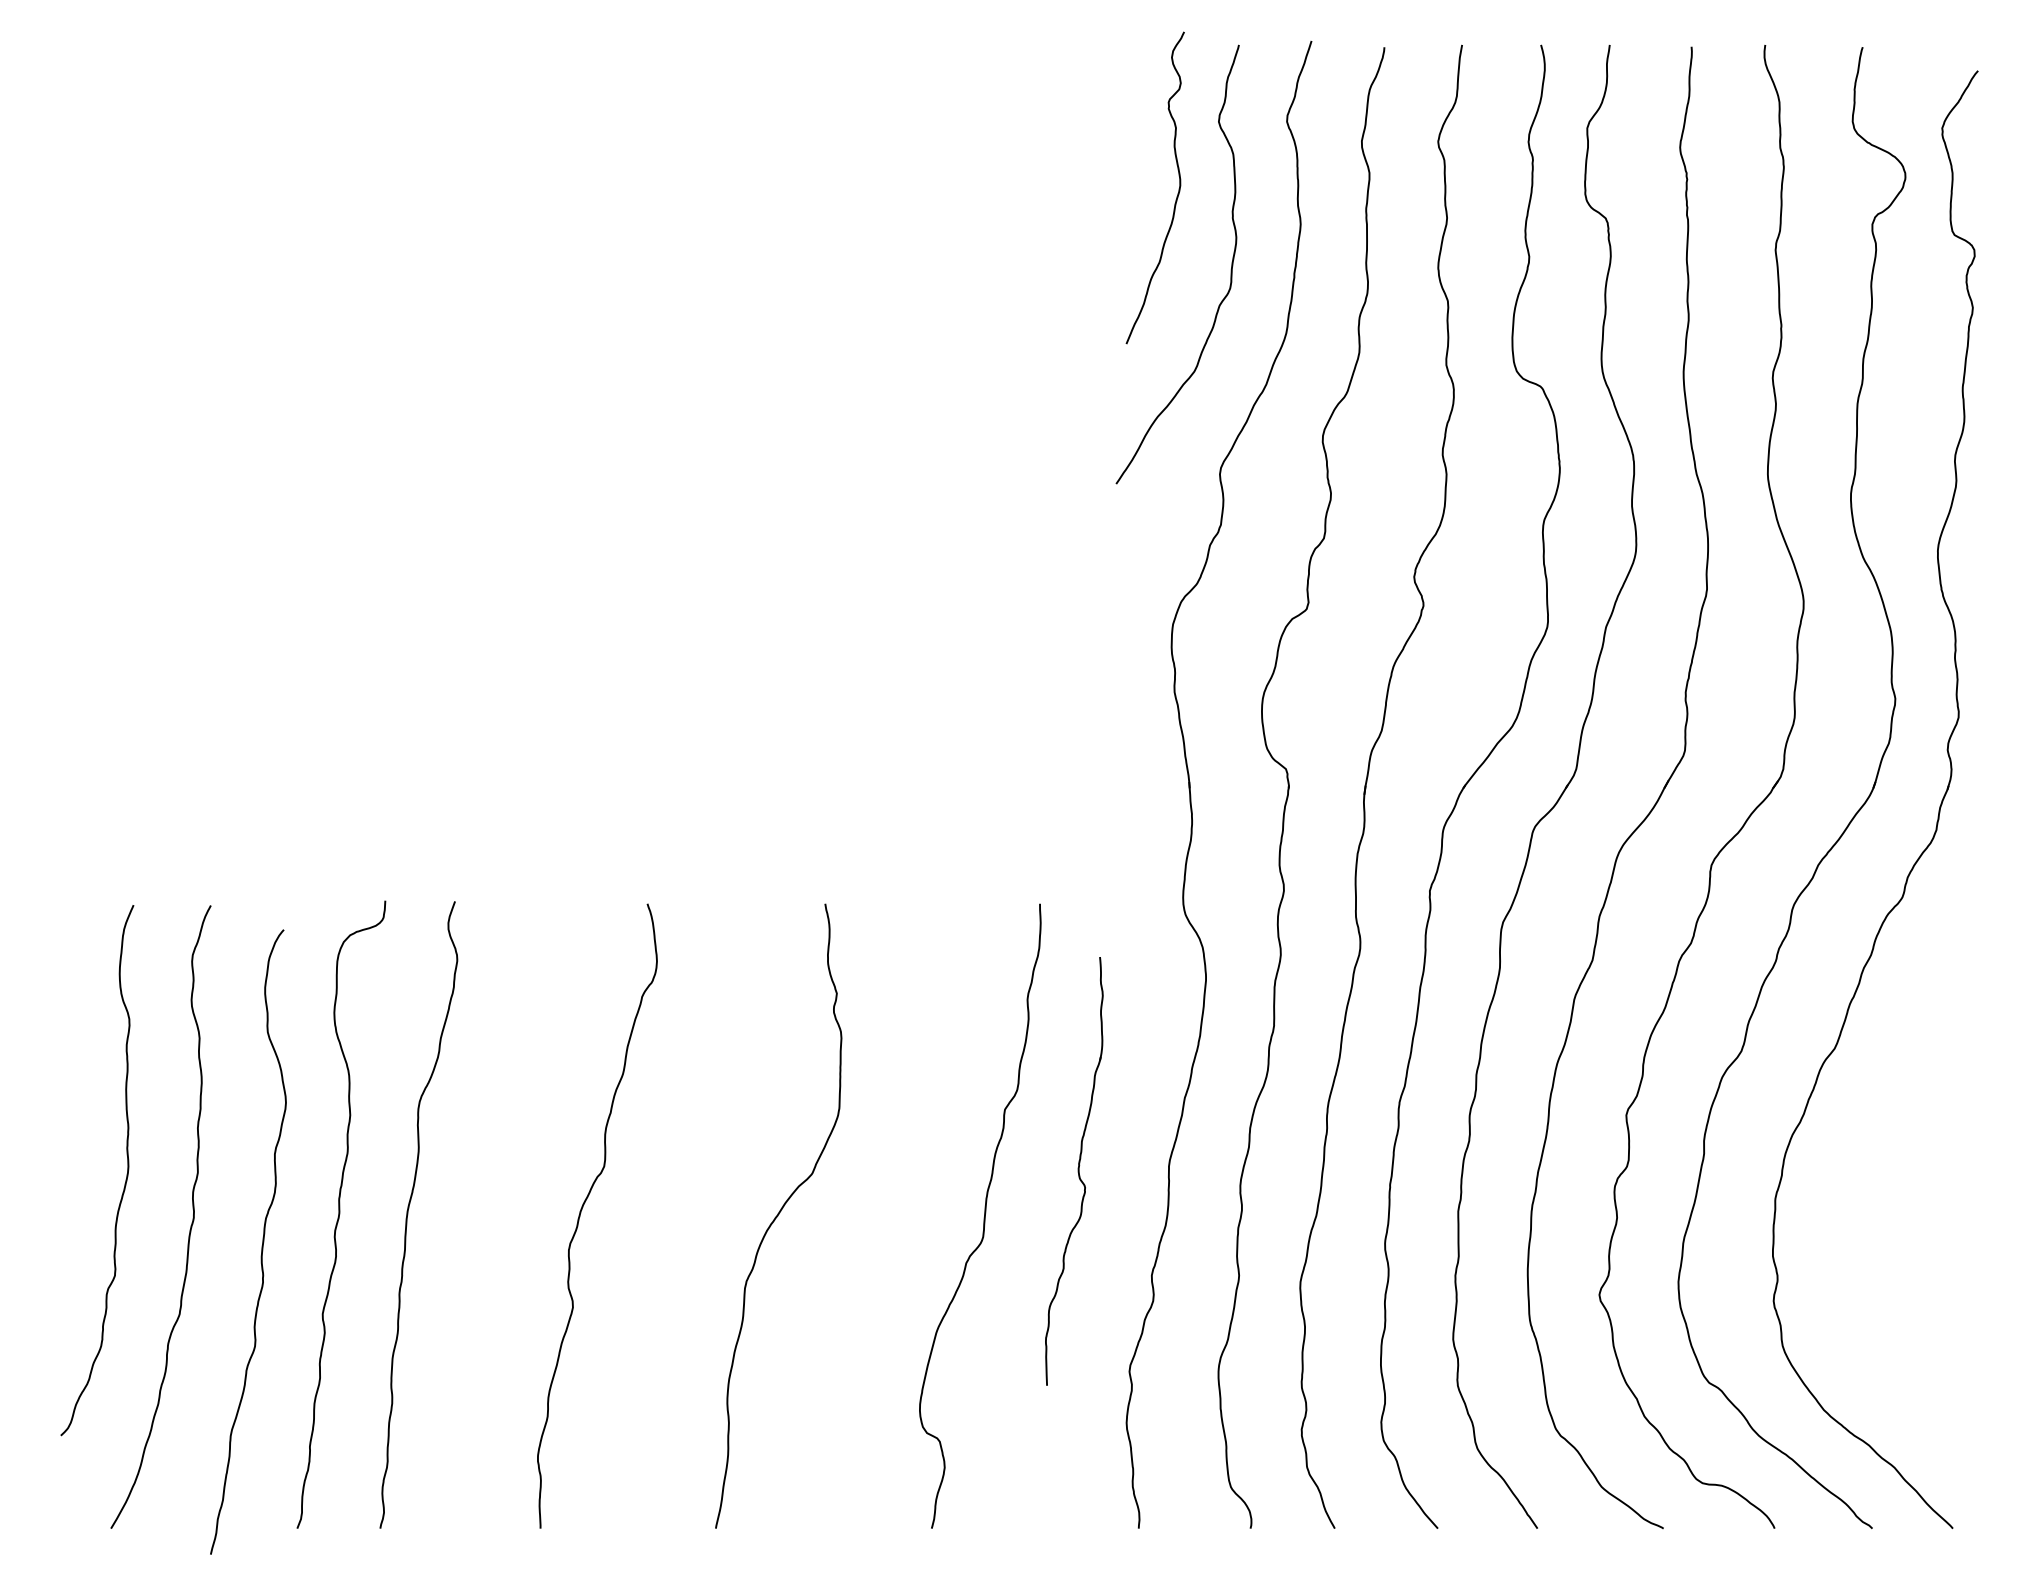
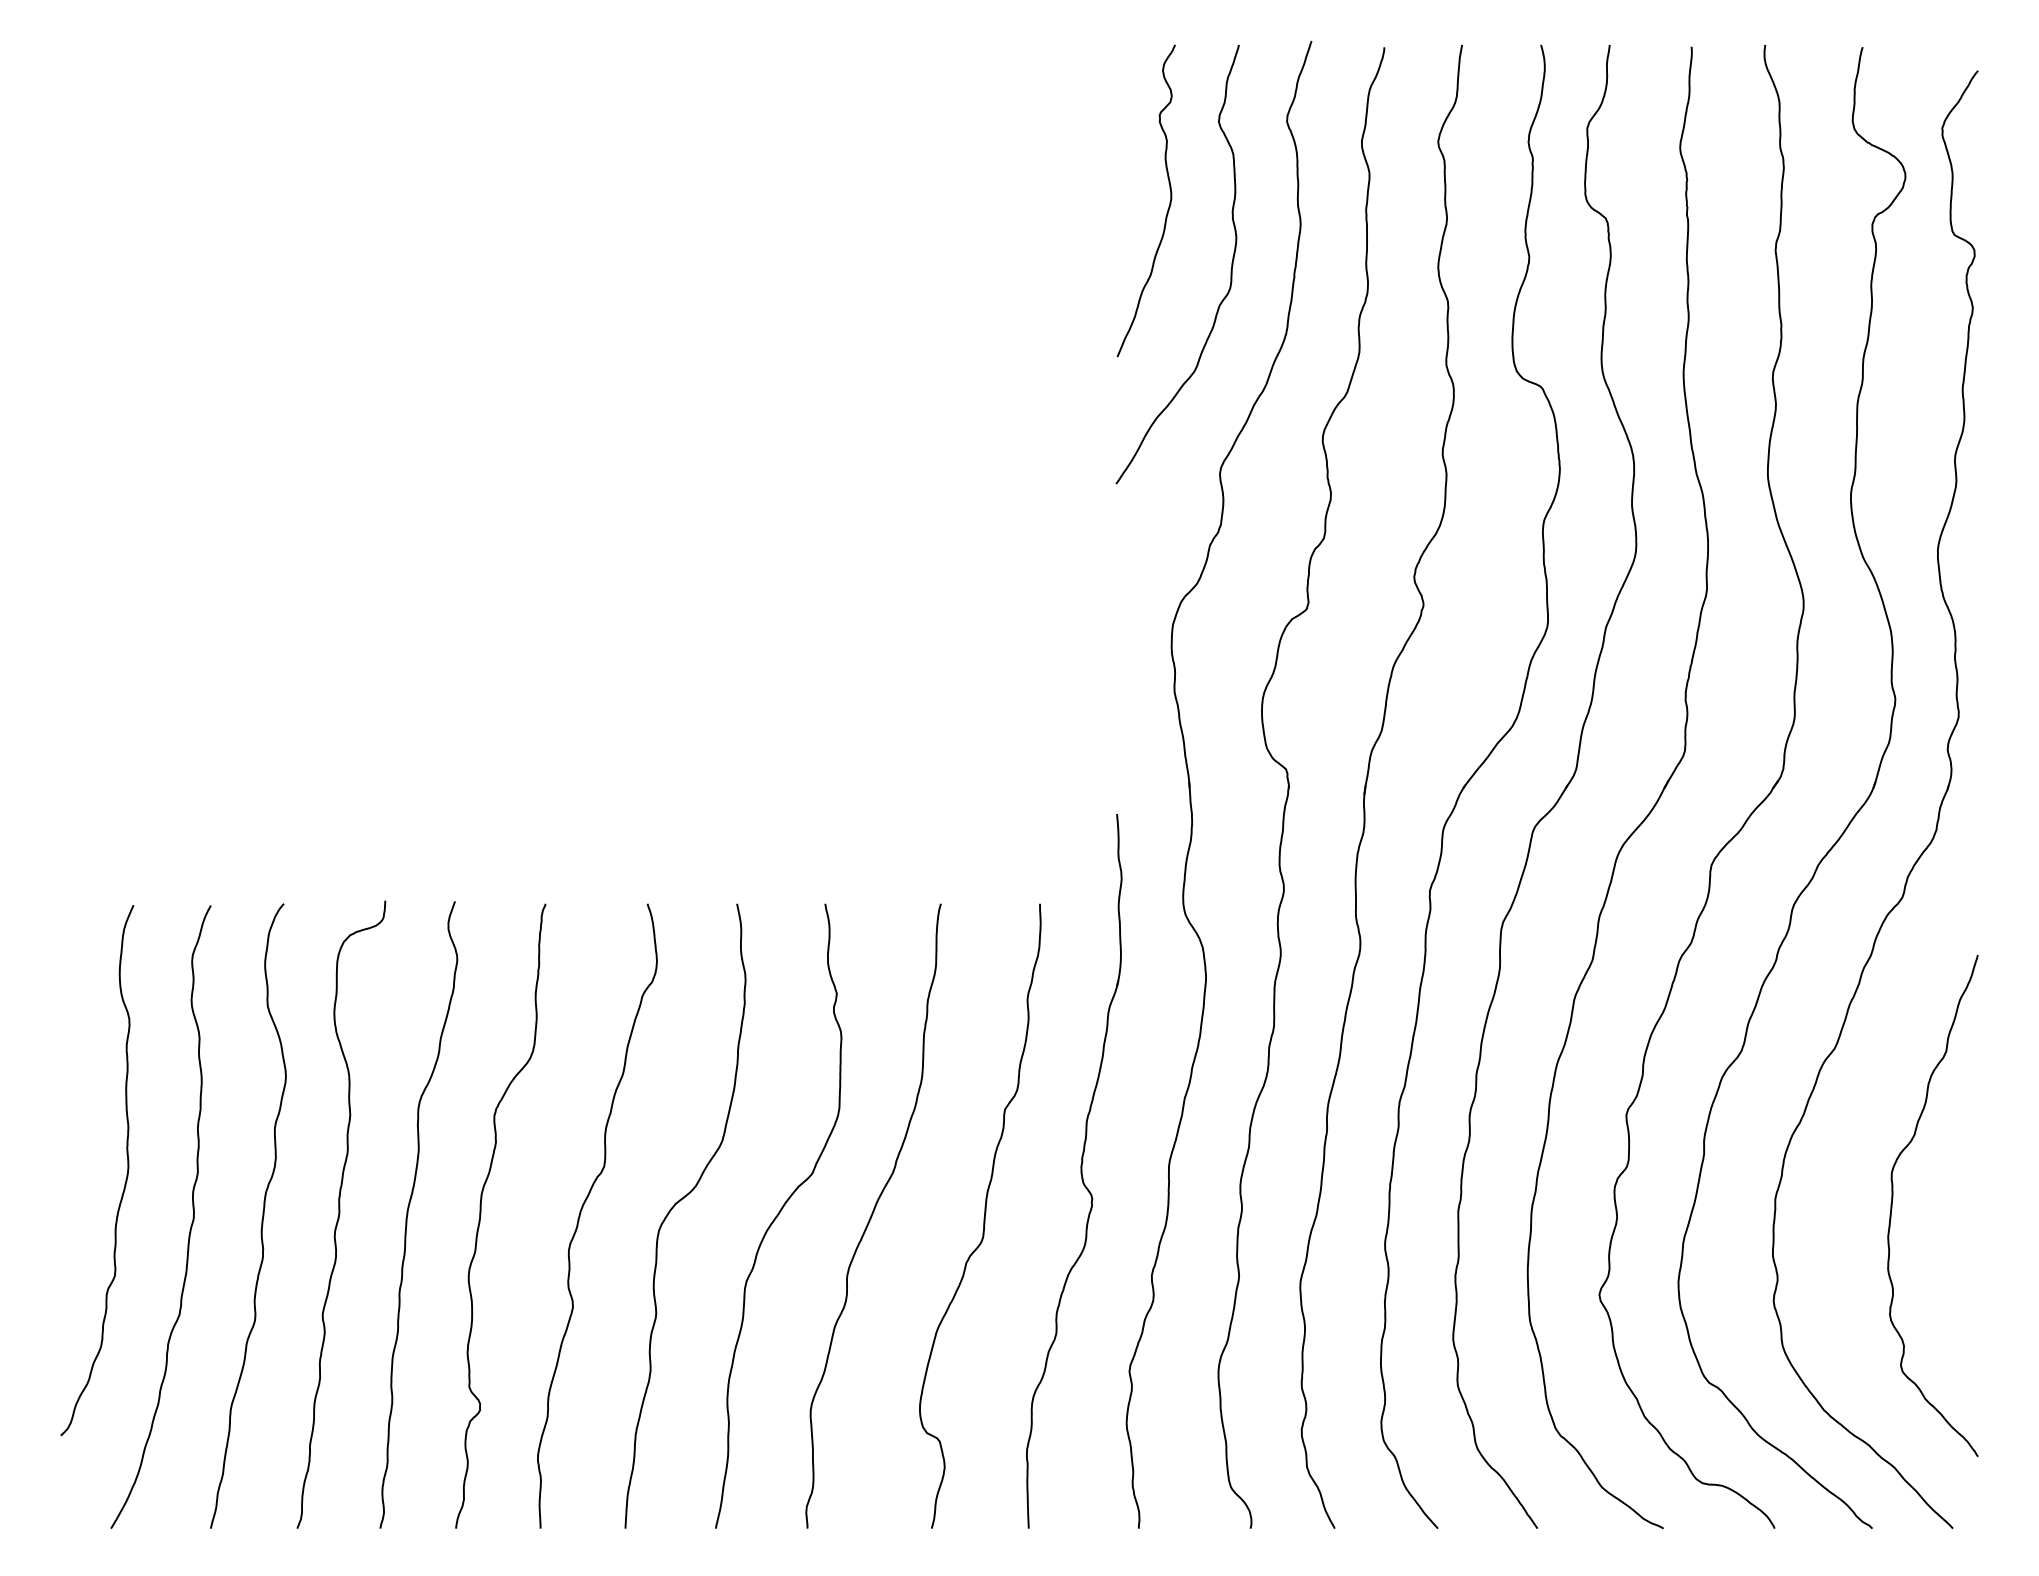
curve position: (1177, 193) -> (1168, 206) (1168, 206)
part size: 59x429 px -> 97x715 px (1074, 1171)
curve: none -> present (1893, 1198)
curve: none -> present (673, 1208)
curve: none -> present (873, 1214)
curve: none -> present (481, 1215)
curve position: (261, 1245) -> (261, 1219) (261, 1219)
